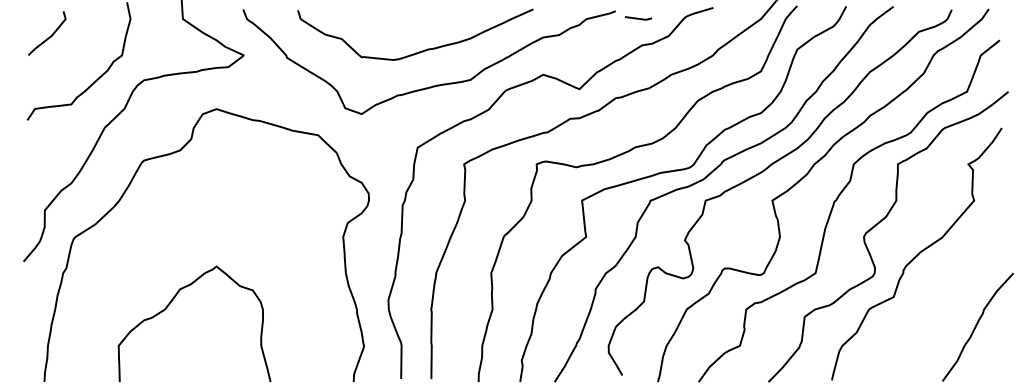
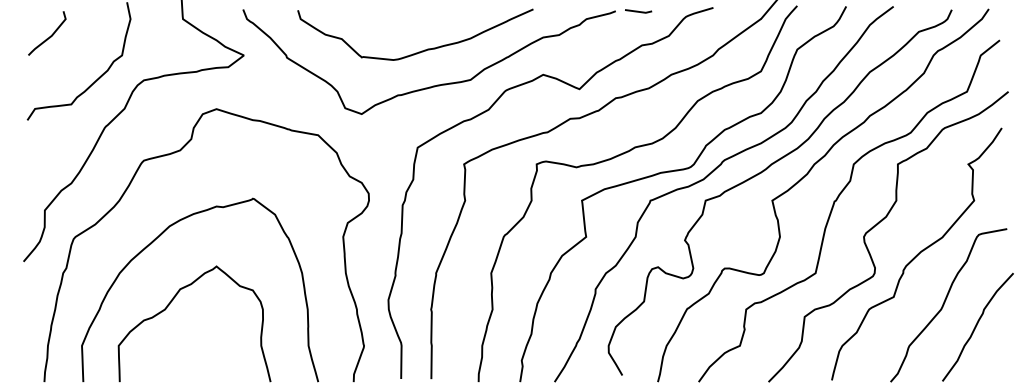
line position: (638, 18) -> (638, 11) (638, 11)
curve: none -> present (153, 242)
curve: none -> present (944, 305)
